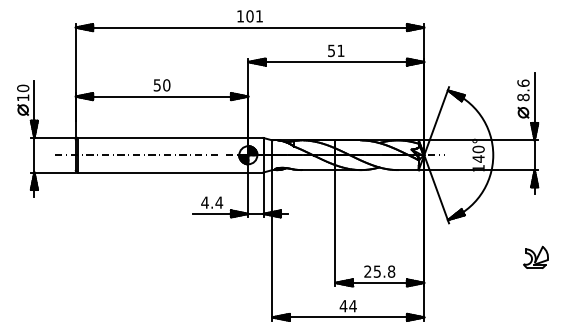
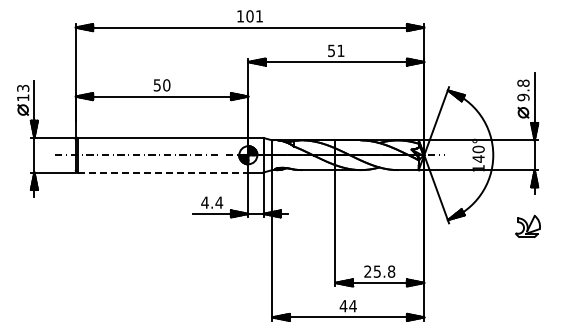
text: 10 -> 13 (23, 88)
text: 8.6 -> 9.8 (523, 90)
line: solid -> dashed (163, 172)
part position: (535, 256) -> (527, 225) (527, 225)
